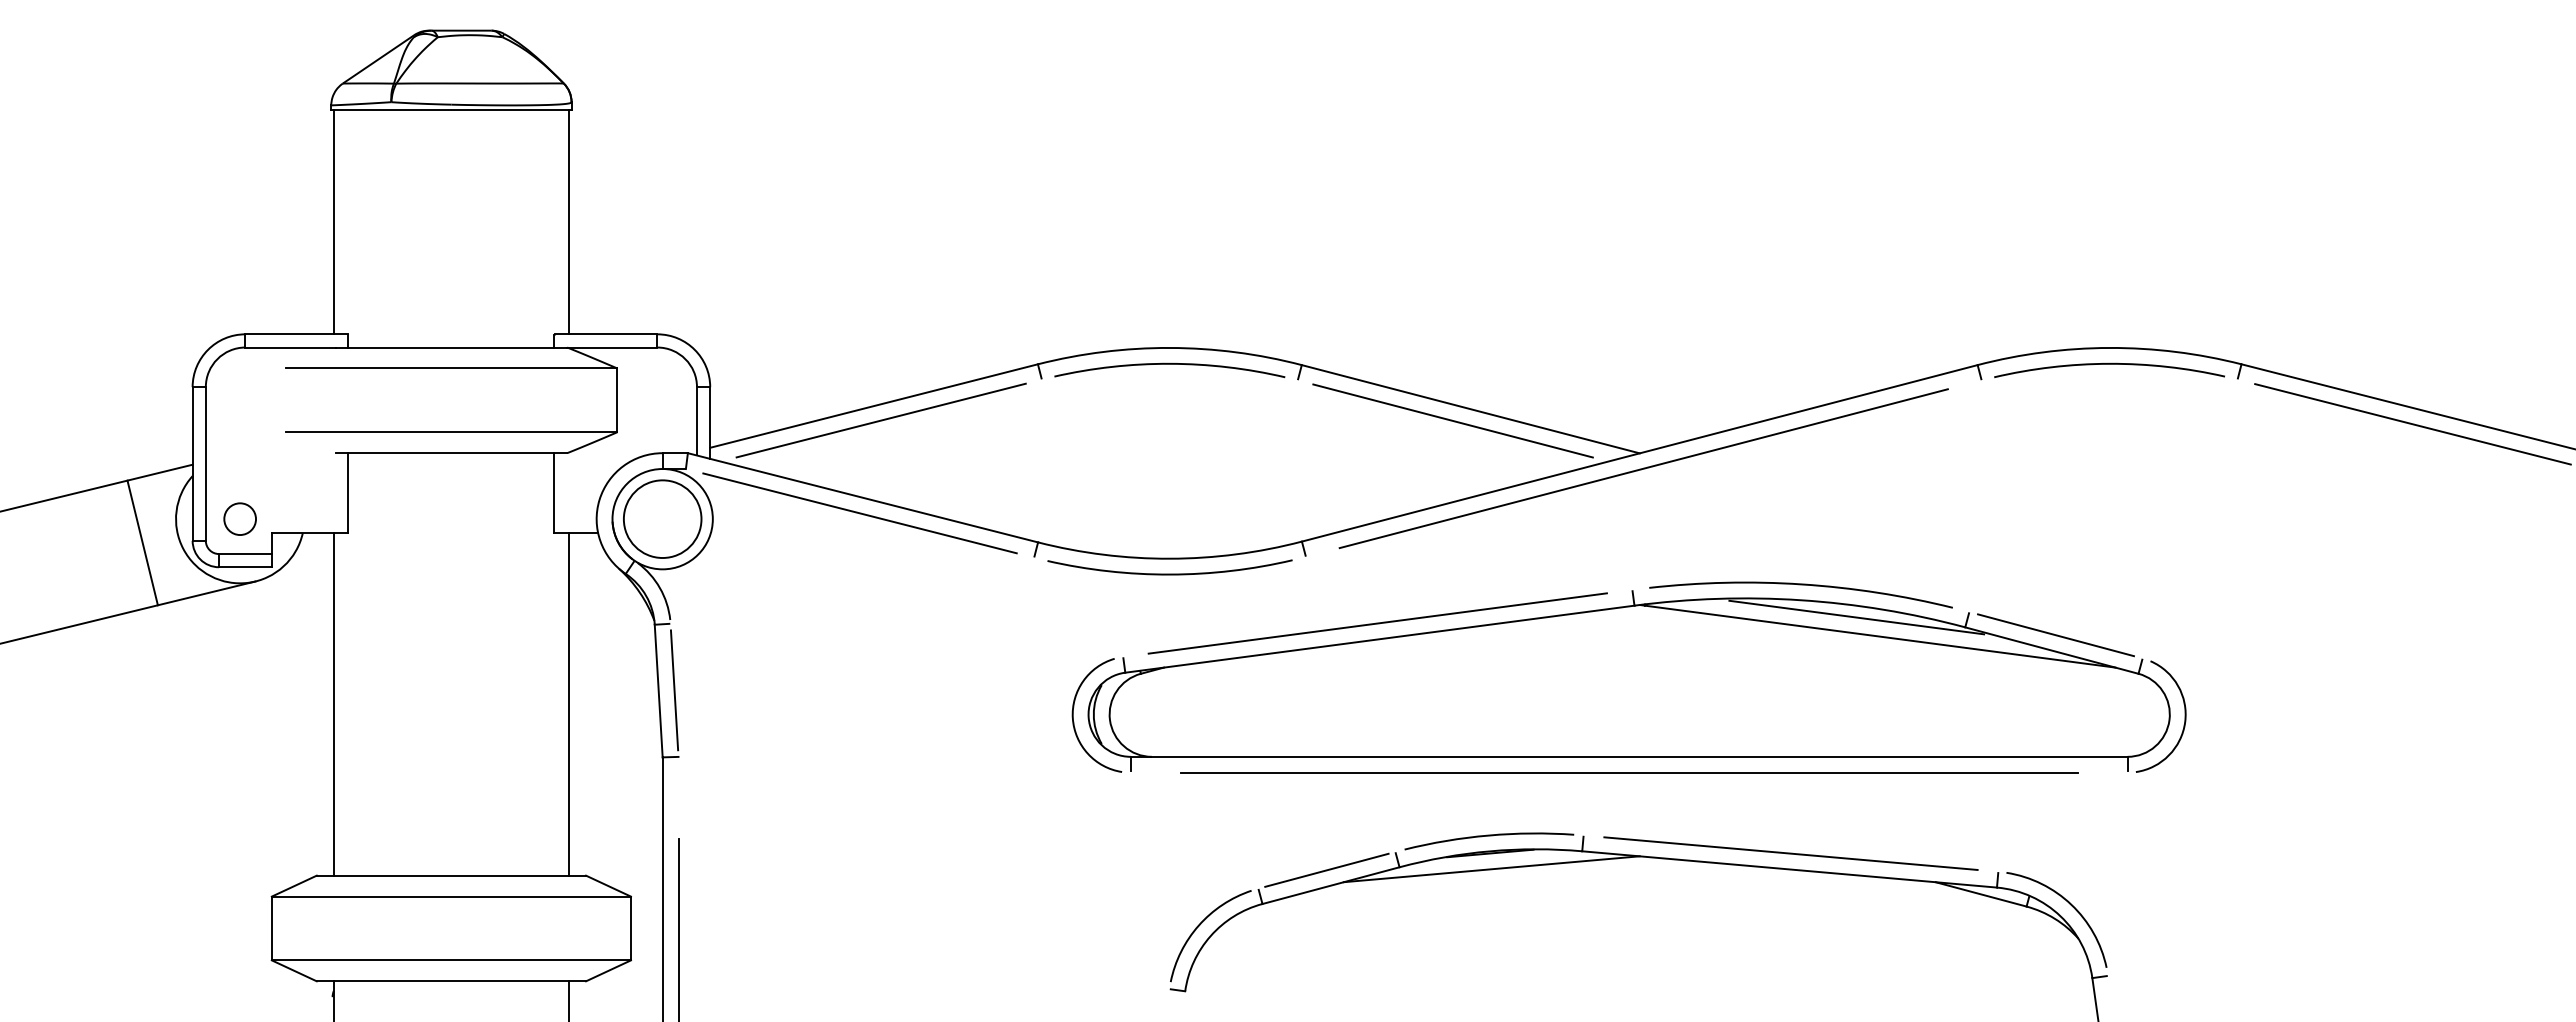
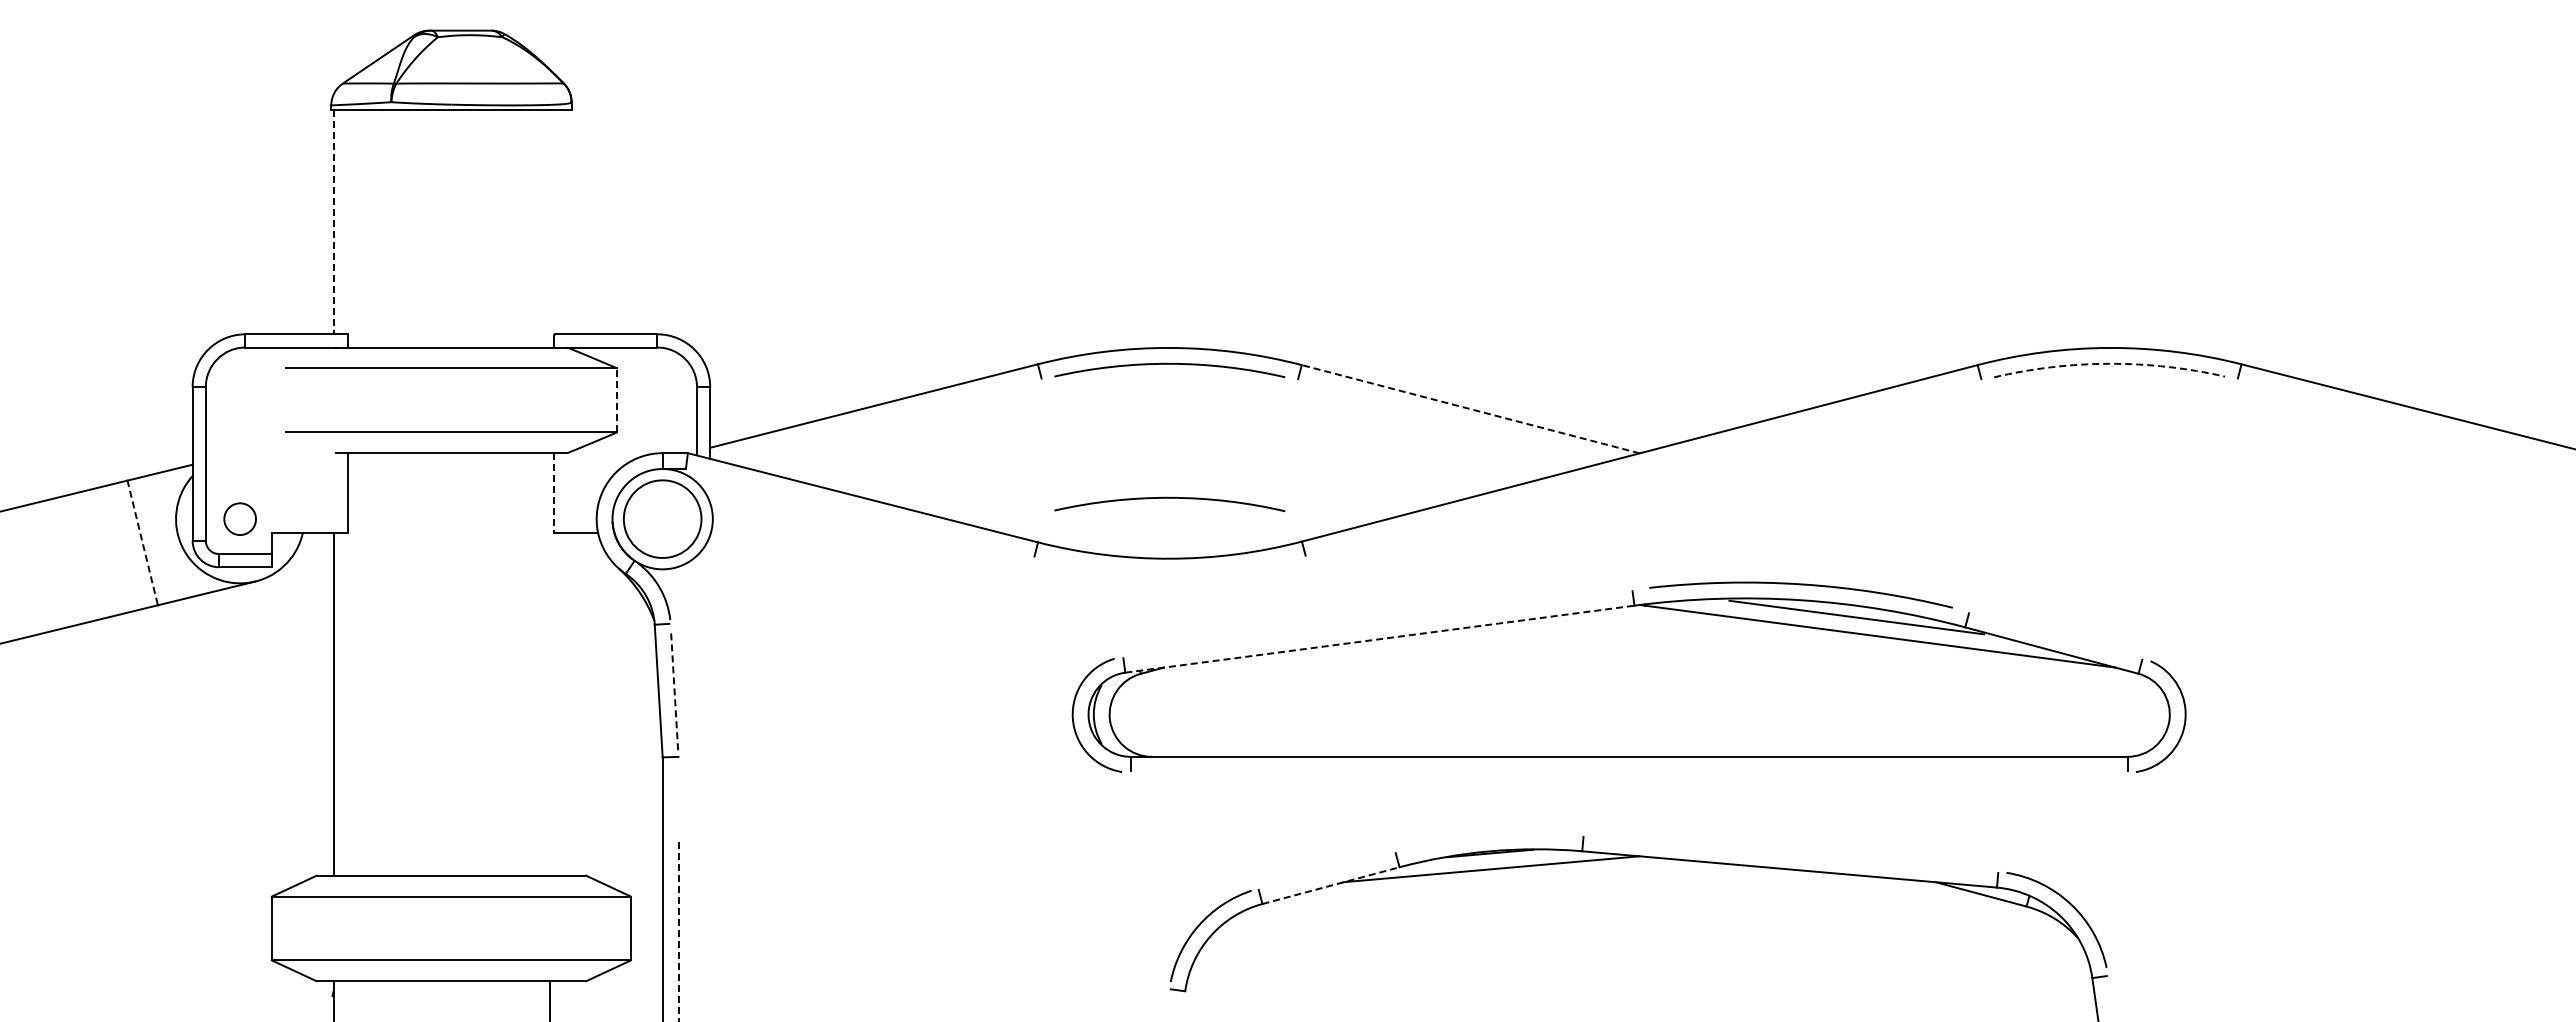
line: present -> none (568, 221)
line: solid -> dashed (333, 222)
arc: solid -> dashed (2109, 363)
line: solid -> dashed (617, 400)
line: solid -> dashed (1470, 409)
line: present -> none (880, 420)
line: present -> none (1452, 420)
line: present -> none (2412, 424)
line: present -> none (1643, 468)
line: solid -> dashed (554, 493)
arc: none -> present (1169, 498)
line: present -> none (859, 513)
line: solid -> dashed (142, 542)
arc: present -> none (1169, 573)
line: present -> none (1377, 623)
line: present -> none (2055, 635)
line: solid -> dashed (1379, 639)
line: solid -> dashed (674, 689)
line: present -> none (568, 703)
line: present -> none (1629, 772)
arc: present -> none (1489, 836)
line: present -> none (1790, 853)
line: present -> none (1326, 869)
line: solid -> dashed (1331, 885)
line: solid -> dashed (678, 929)
line position: (568, 999) -> (549, 999) (549, 999)
